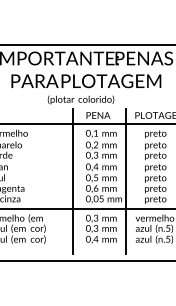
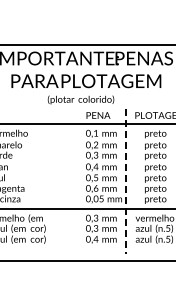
line: present -> none (72, 180)
line: solid -> dashed (125, 181)
